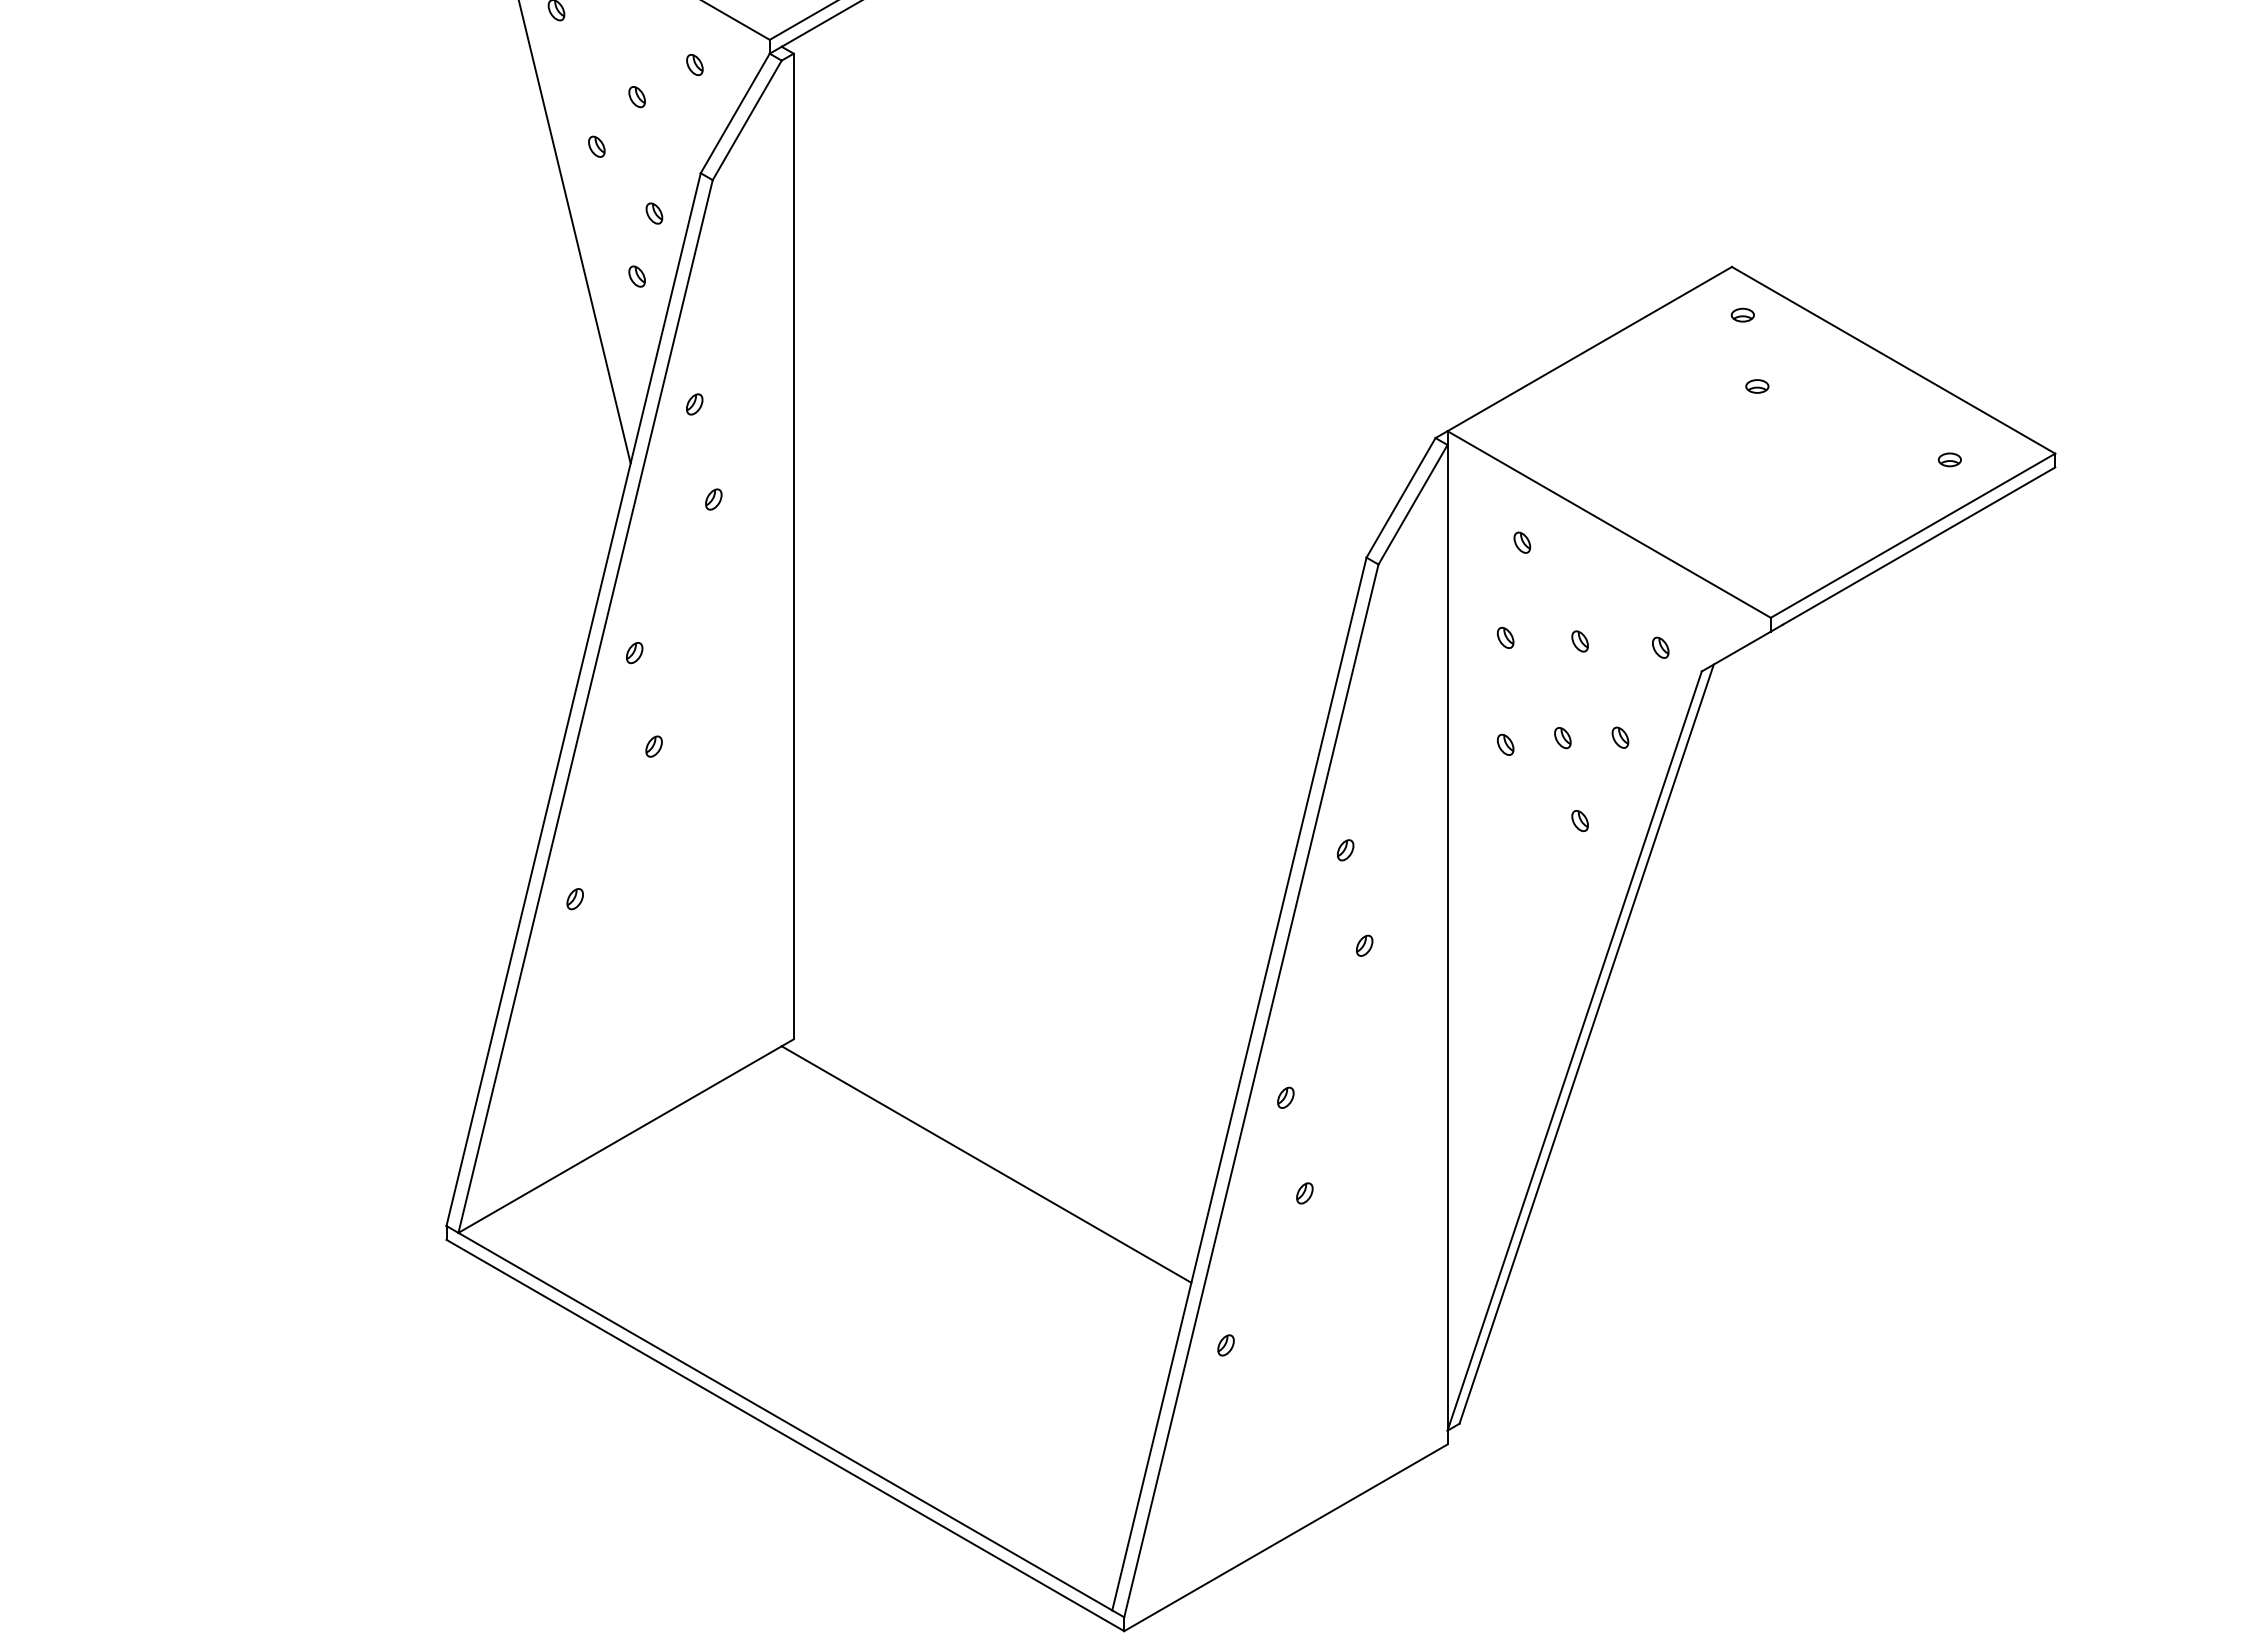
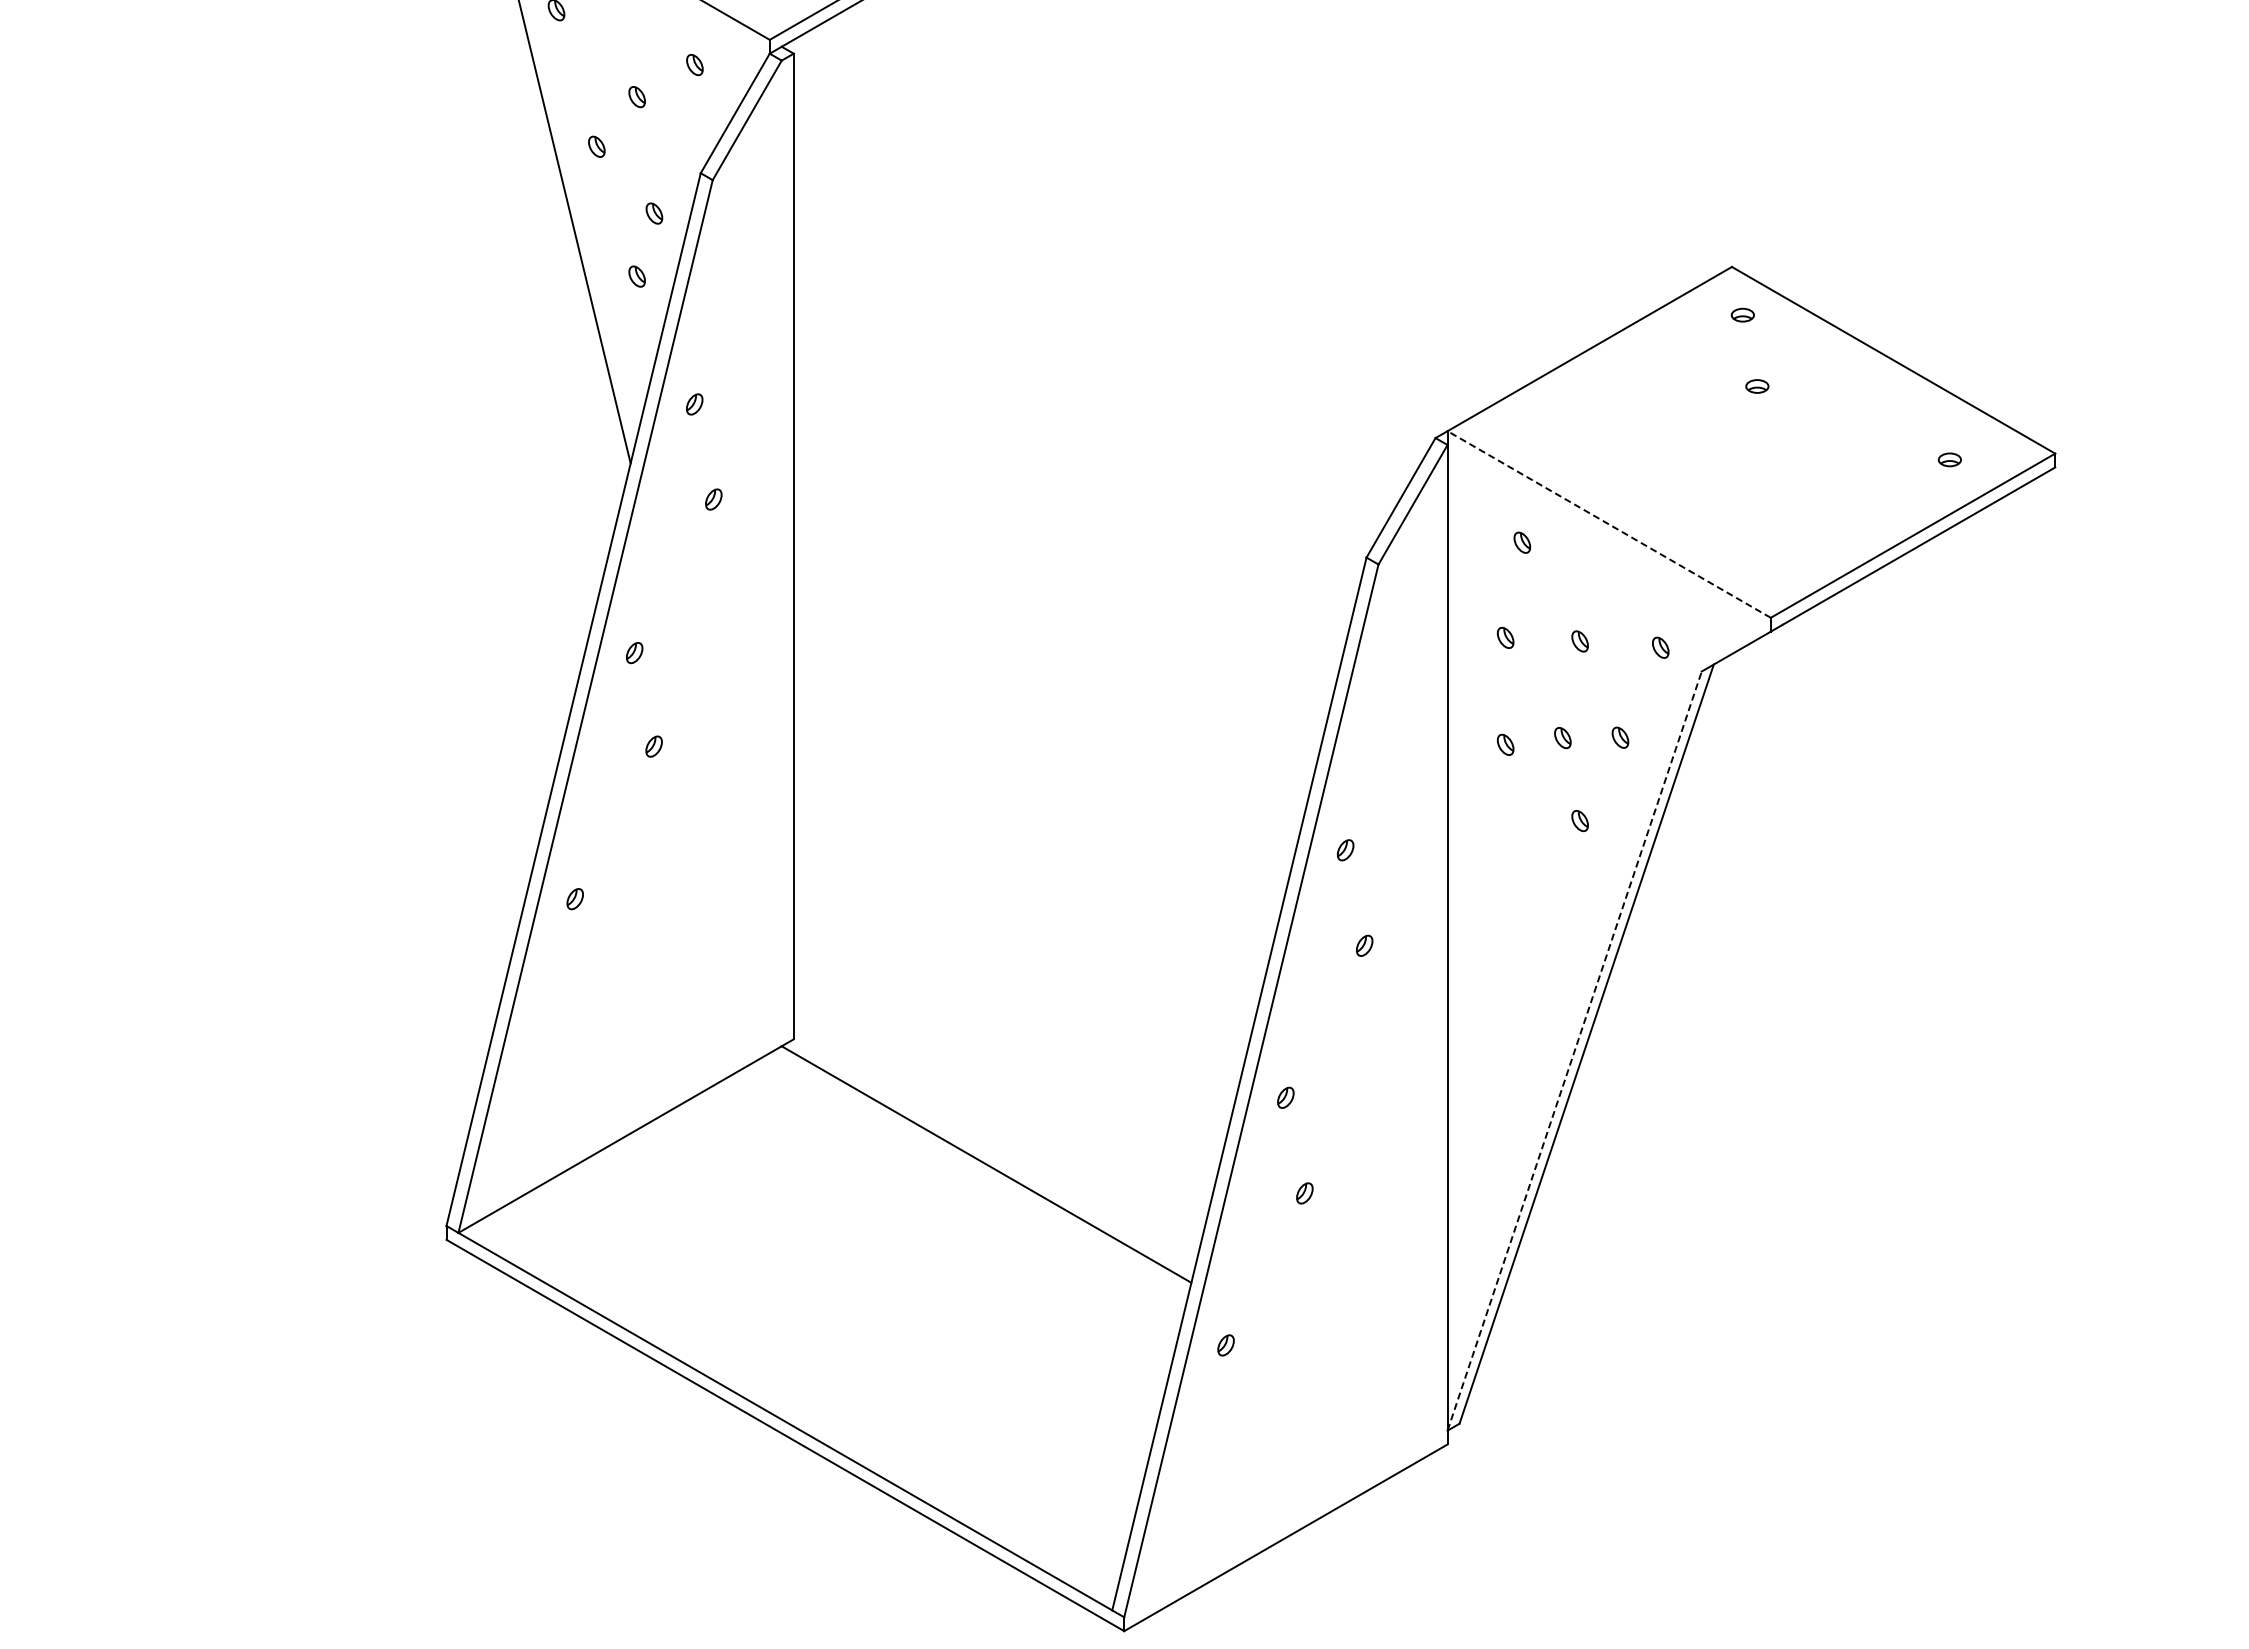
line: solid -> dashed (1609, 524)
line: solid -> dashed (1574, 1050)
